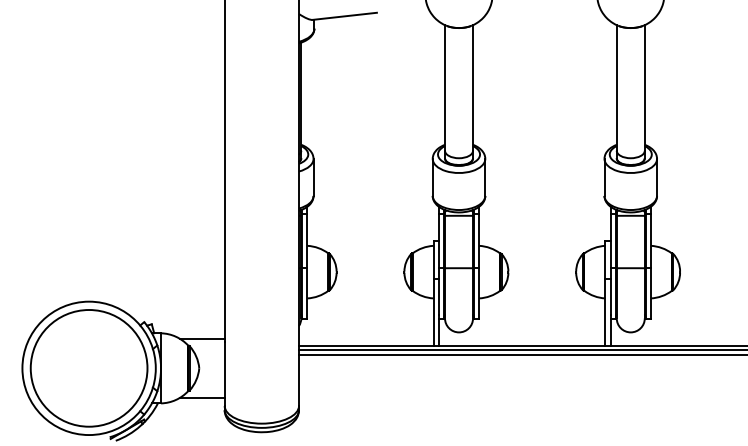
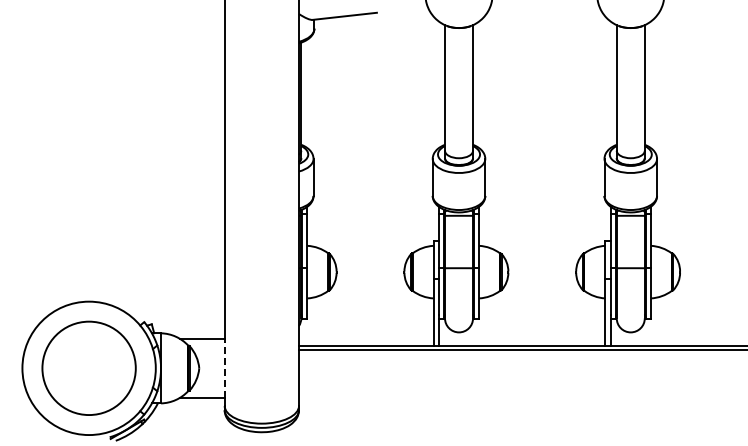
line: present -> none (521, 355)
circle diameter: 117 px -> 93 px (88, 368)
line: solid -> dashed (224, 370)
